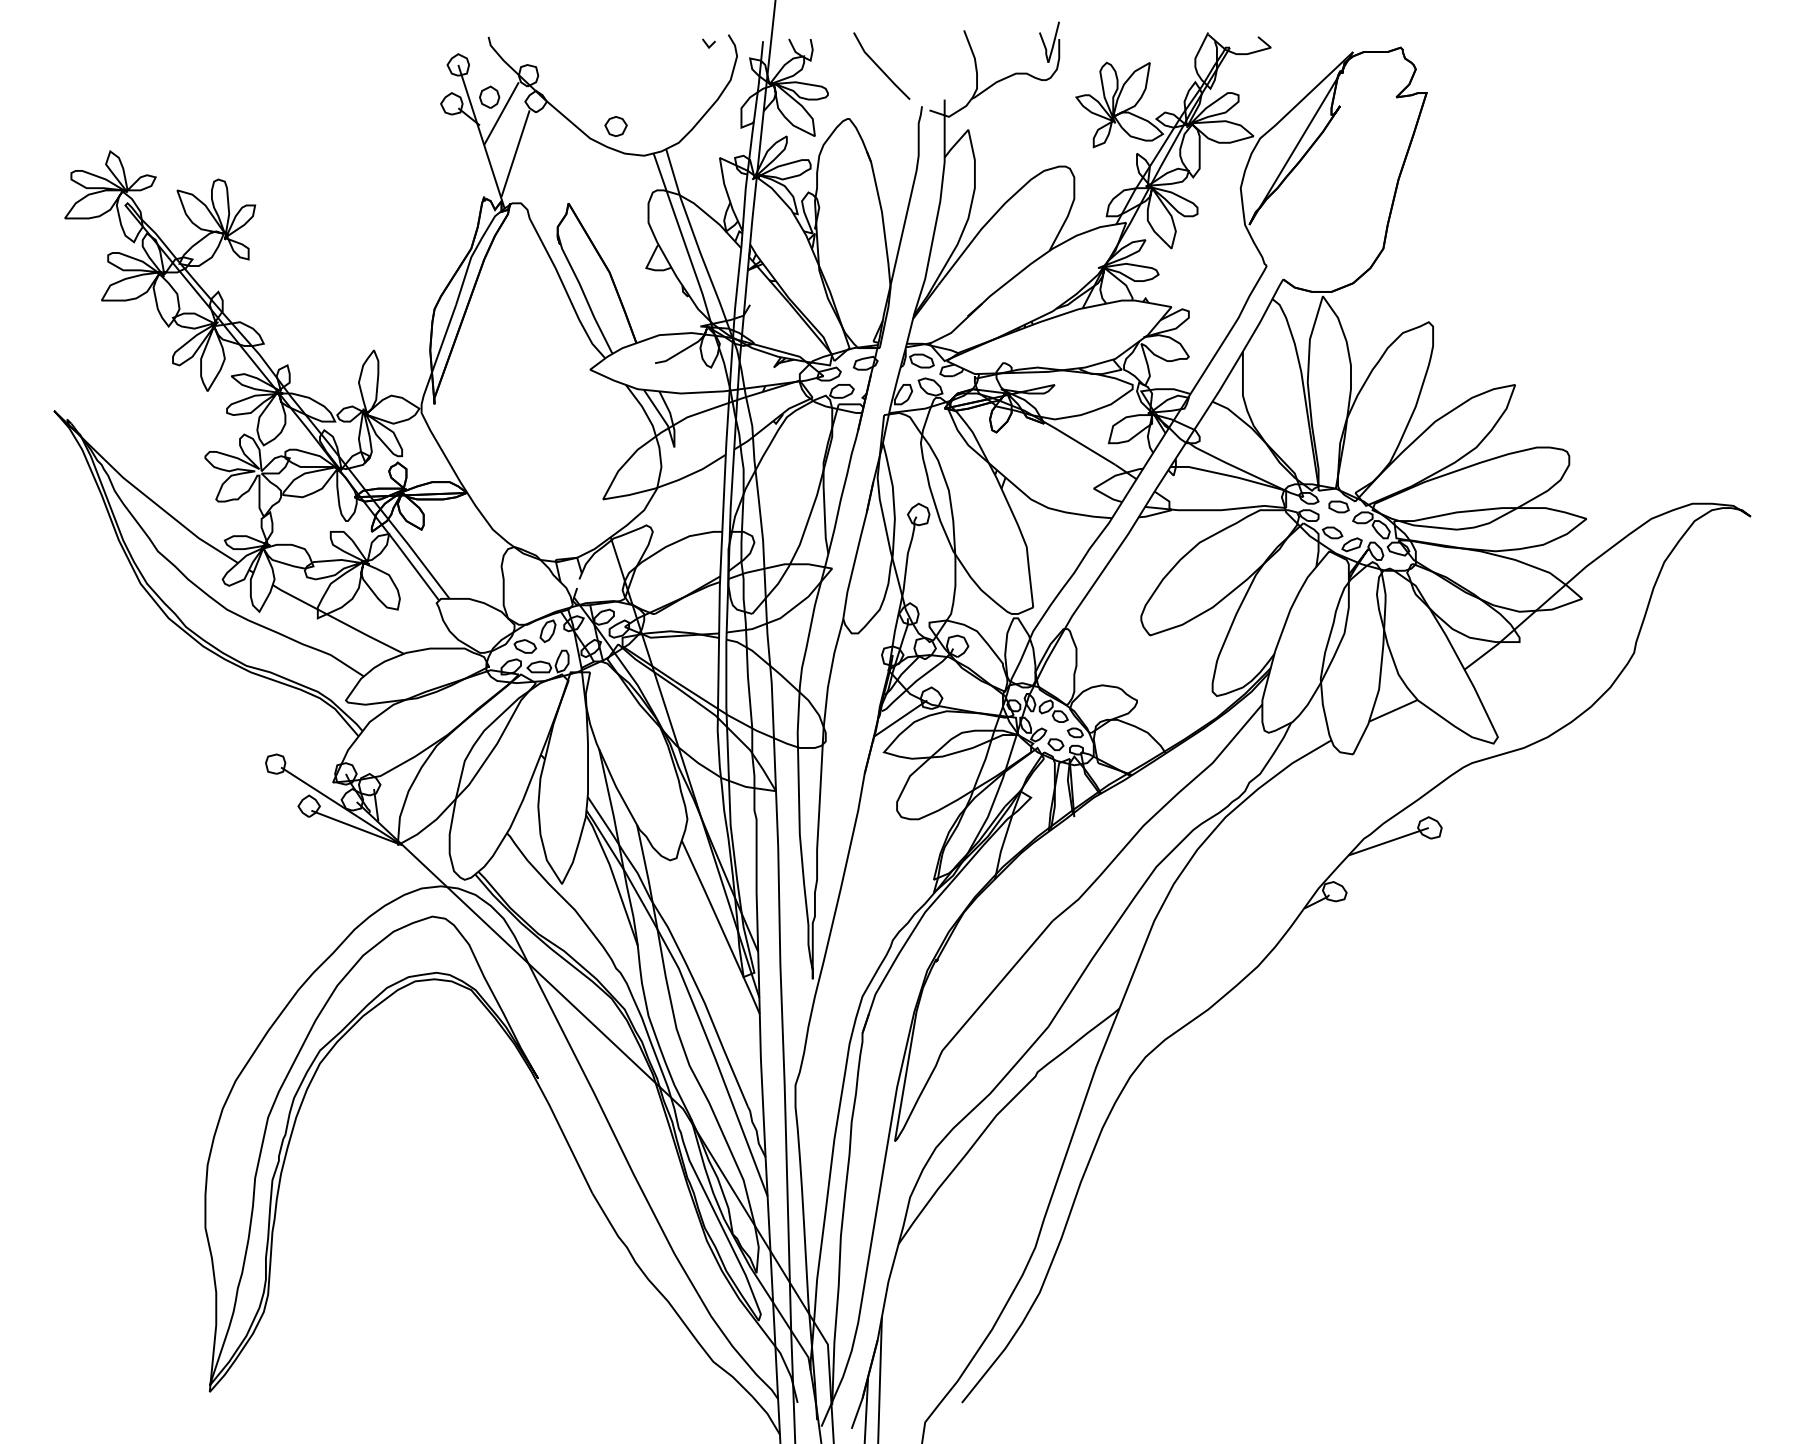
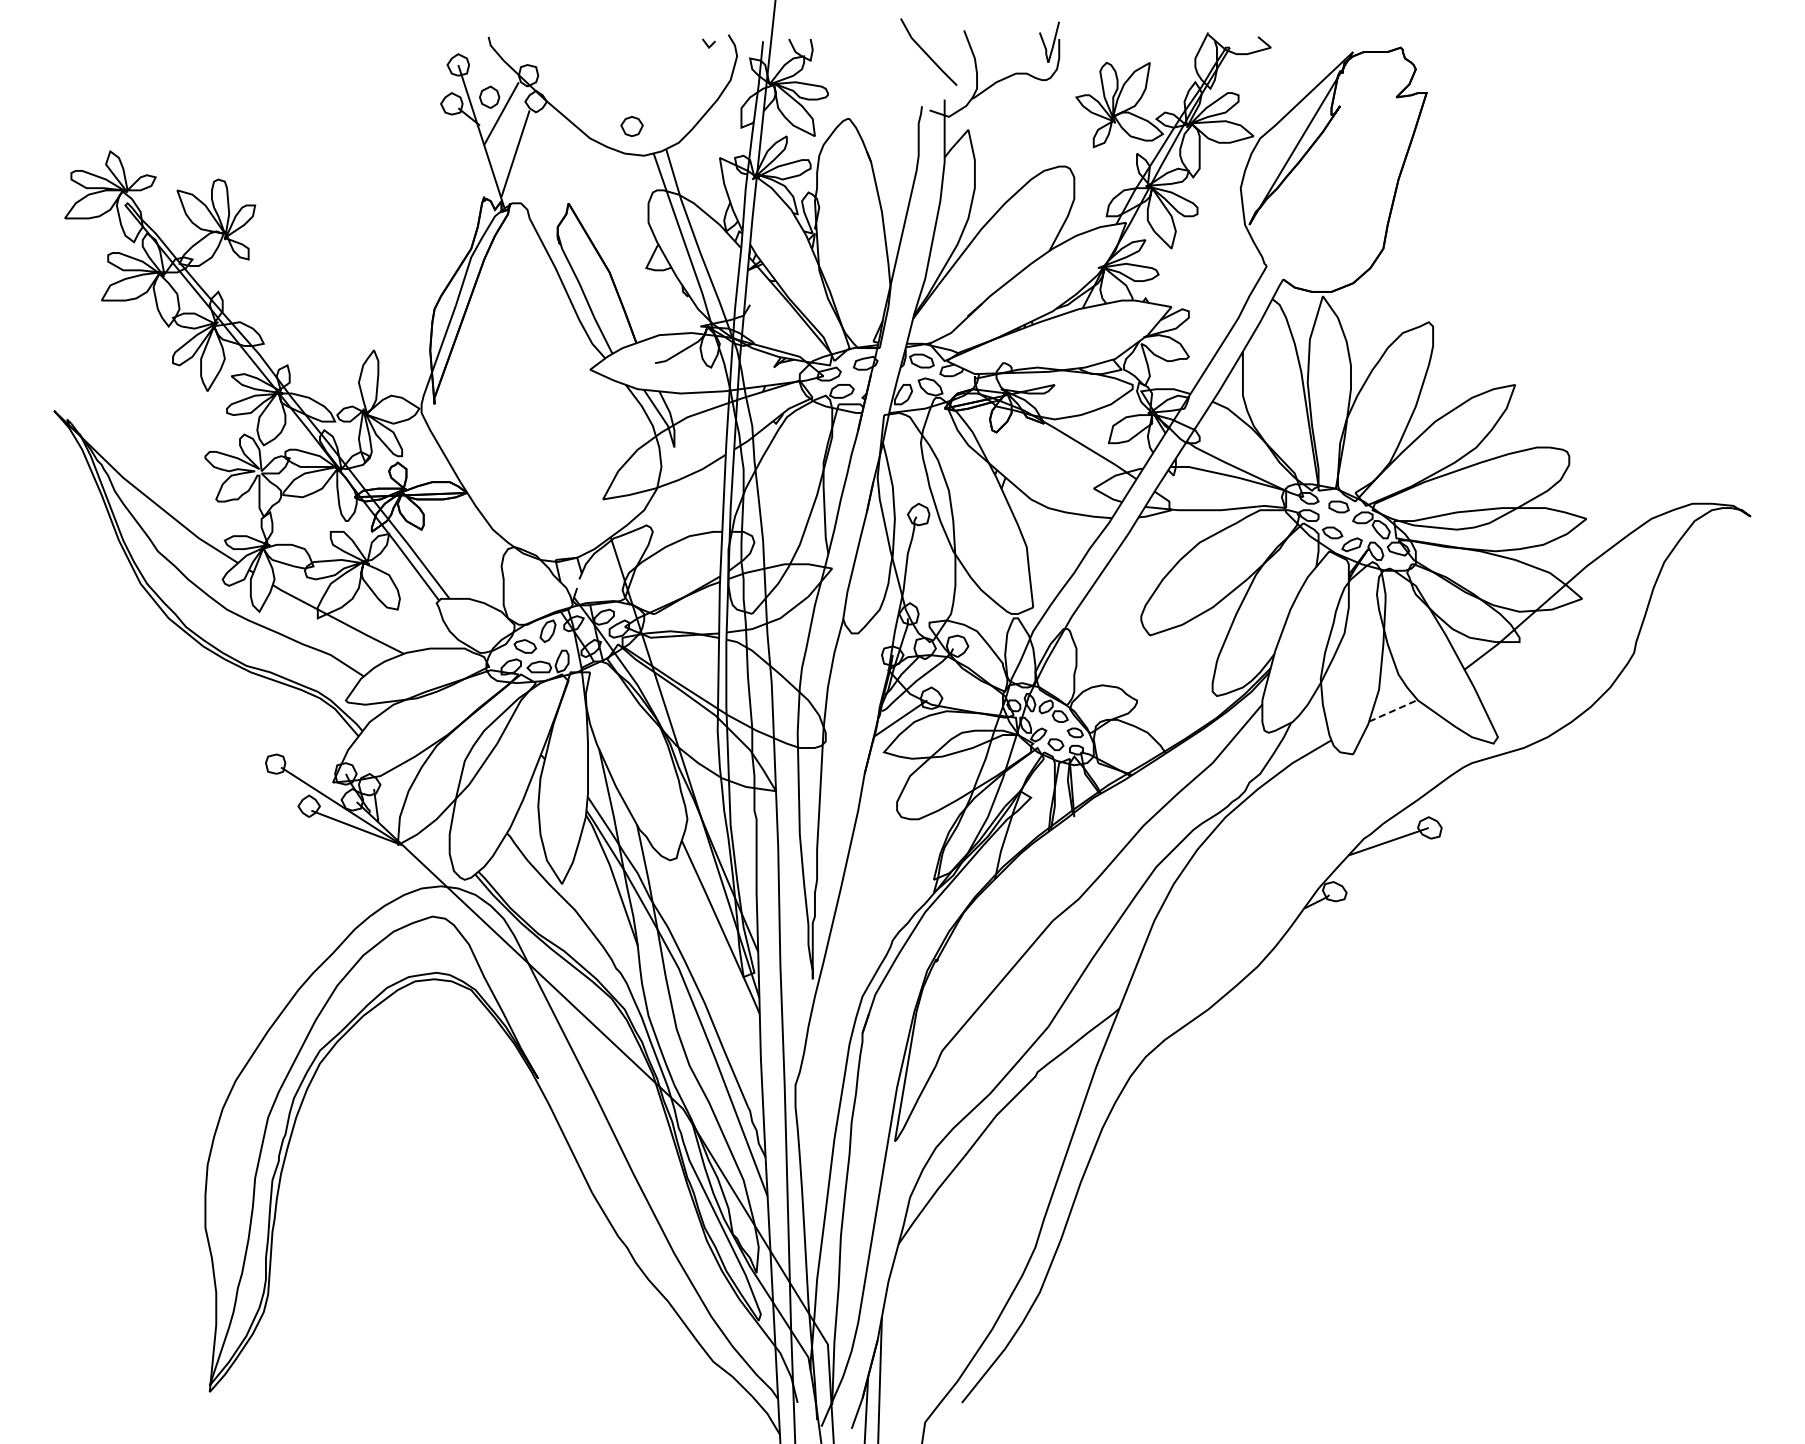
line position: (879, 66) -> (926, 52) (926, 52)
part position: (615, 126) -> (631, 126) (631, 126)
line: solid -> dashed (1394, 710)
